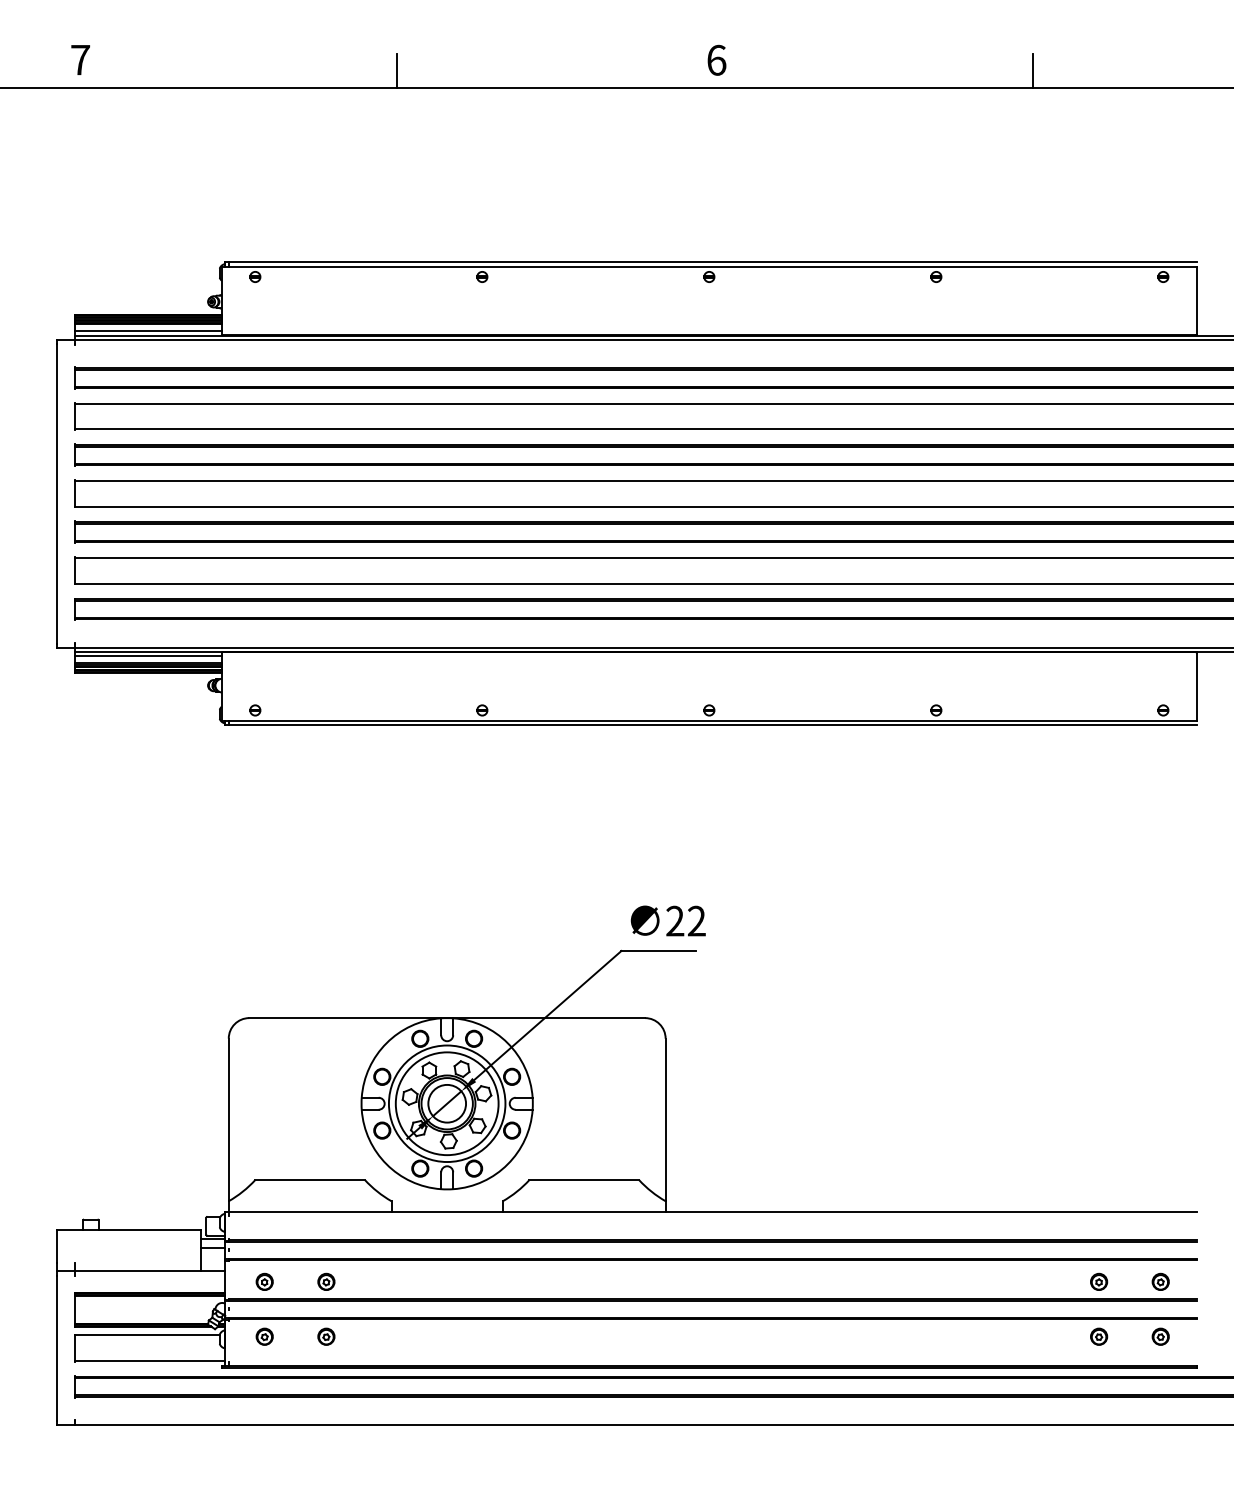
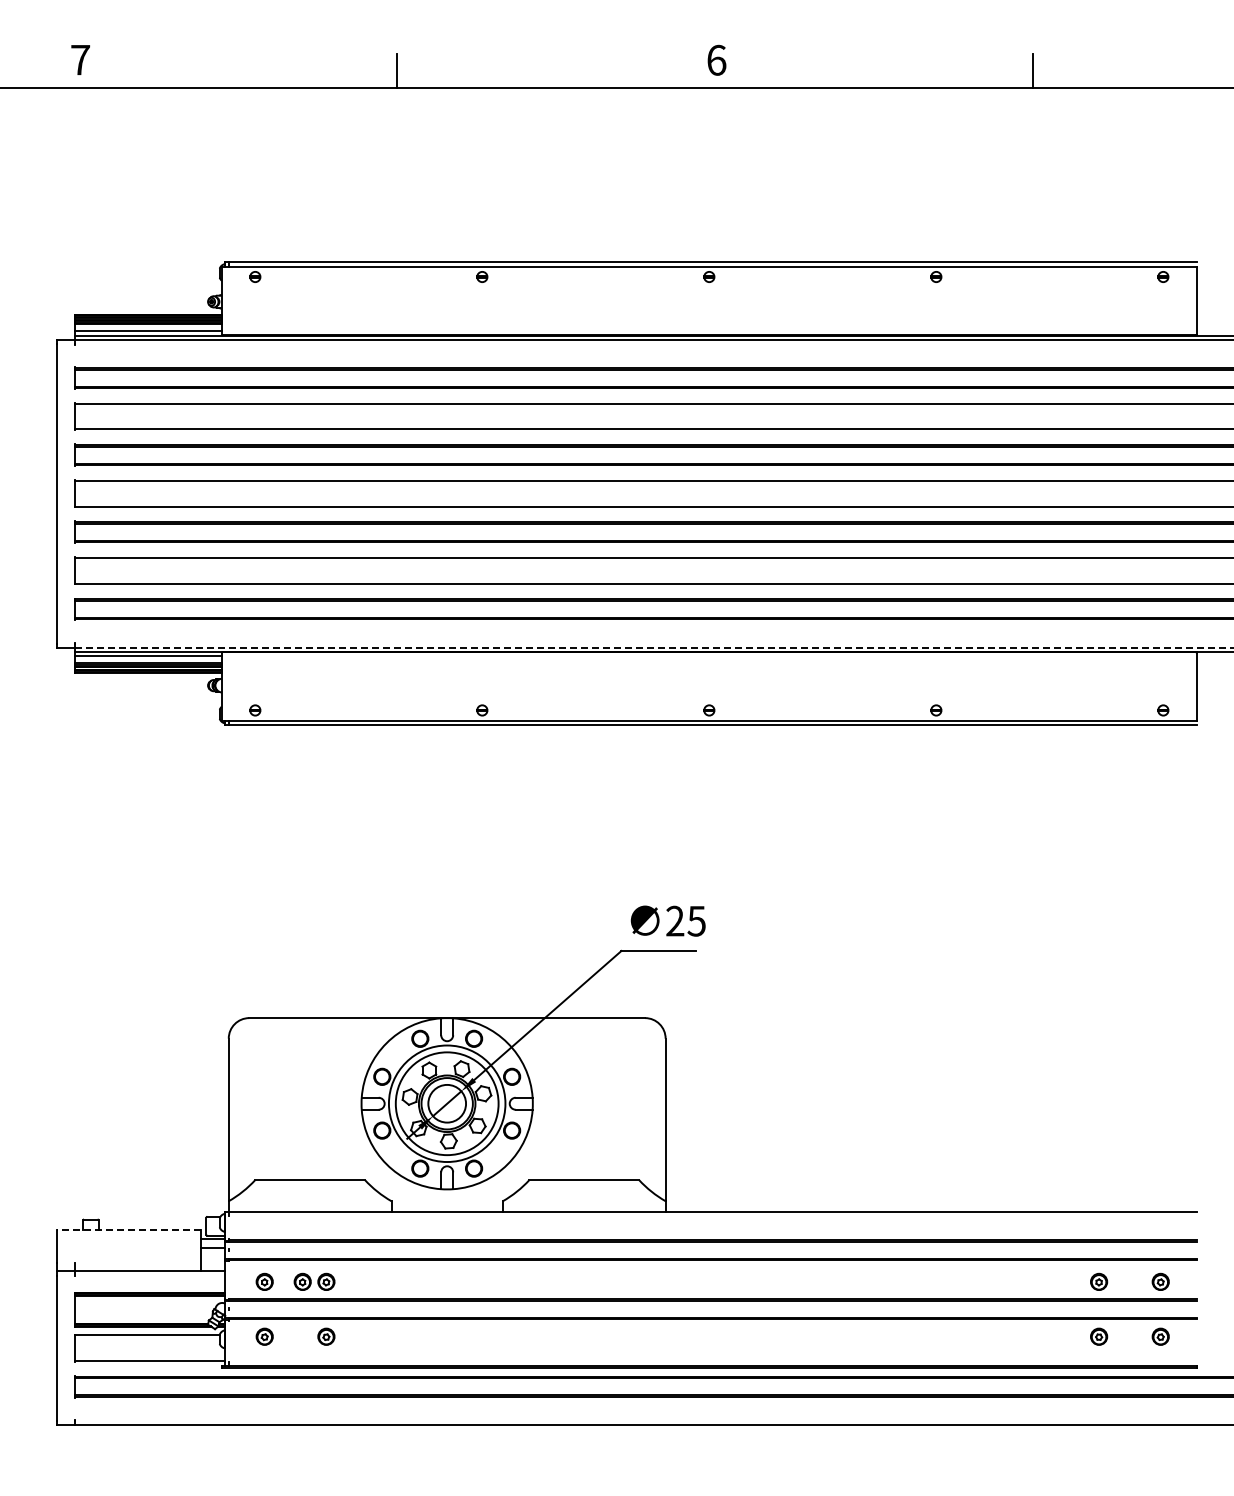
line: solid -> dashed (654, 647)
text: 22 -> 25 (696, 920)
line: solid -> dashed (129, 1229)
part: none -> present (302, 1281)
